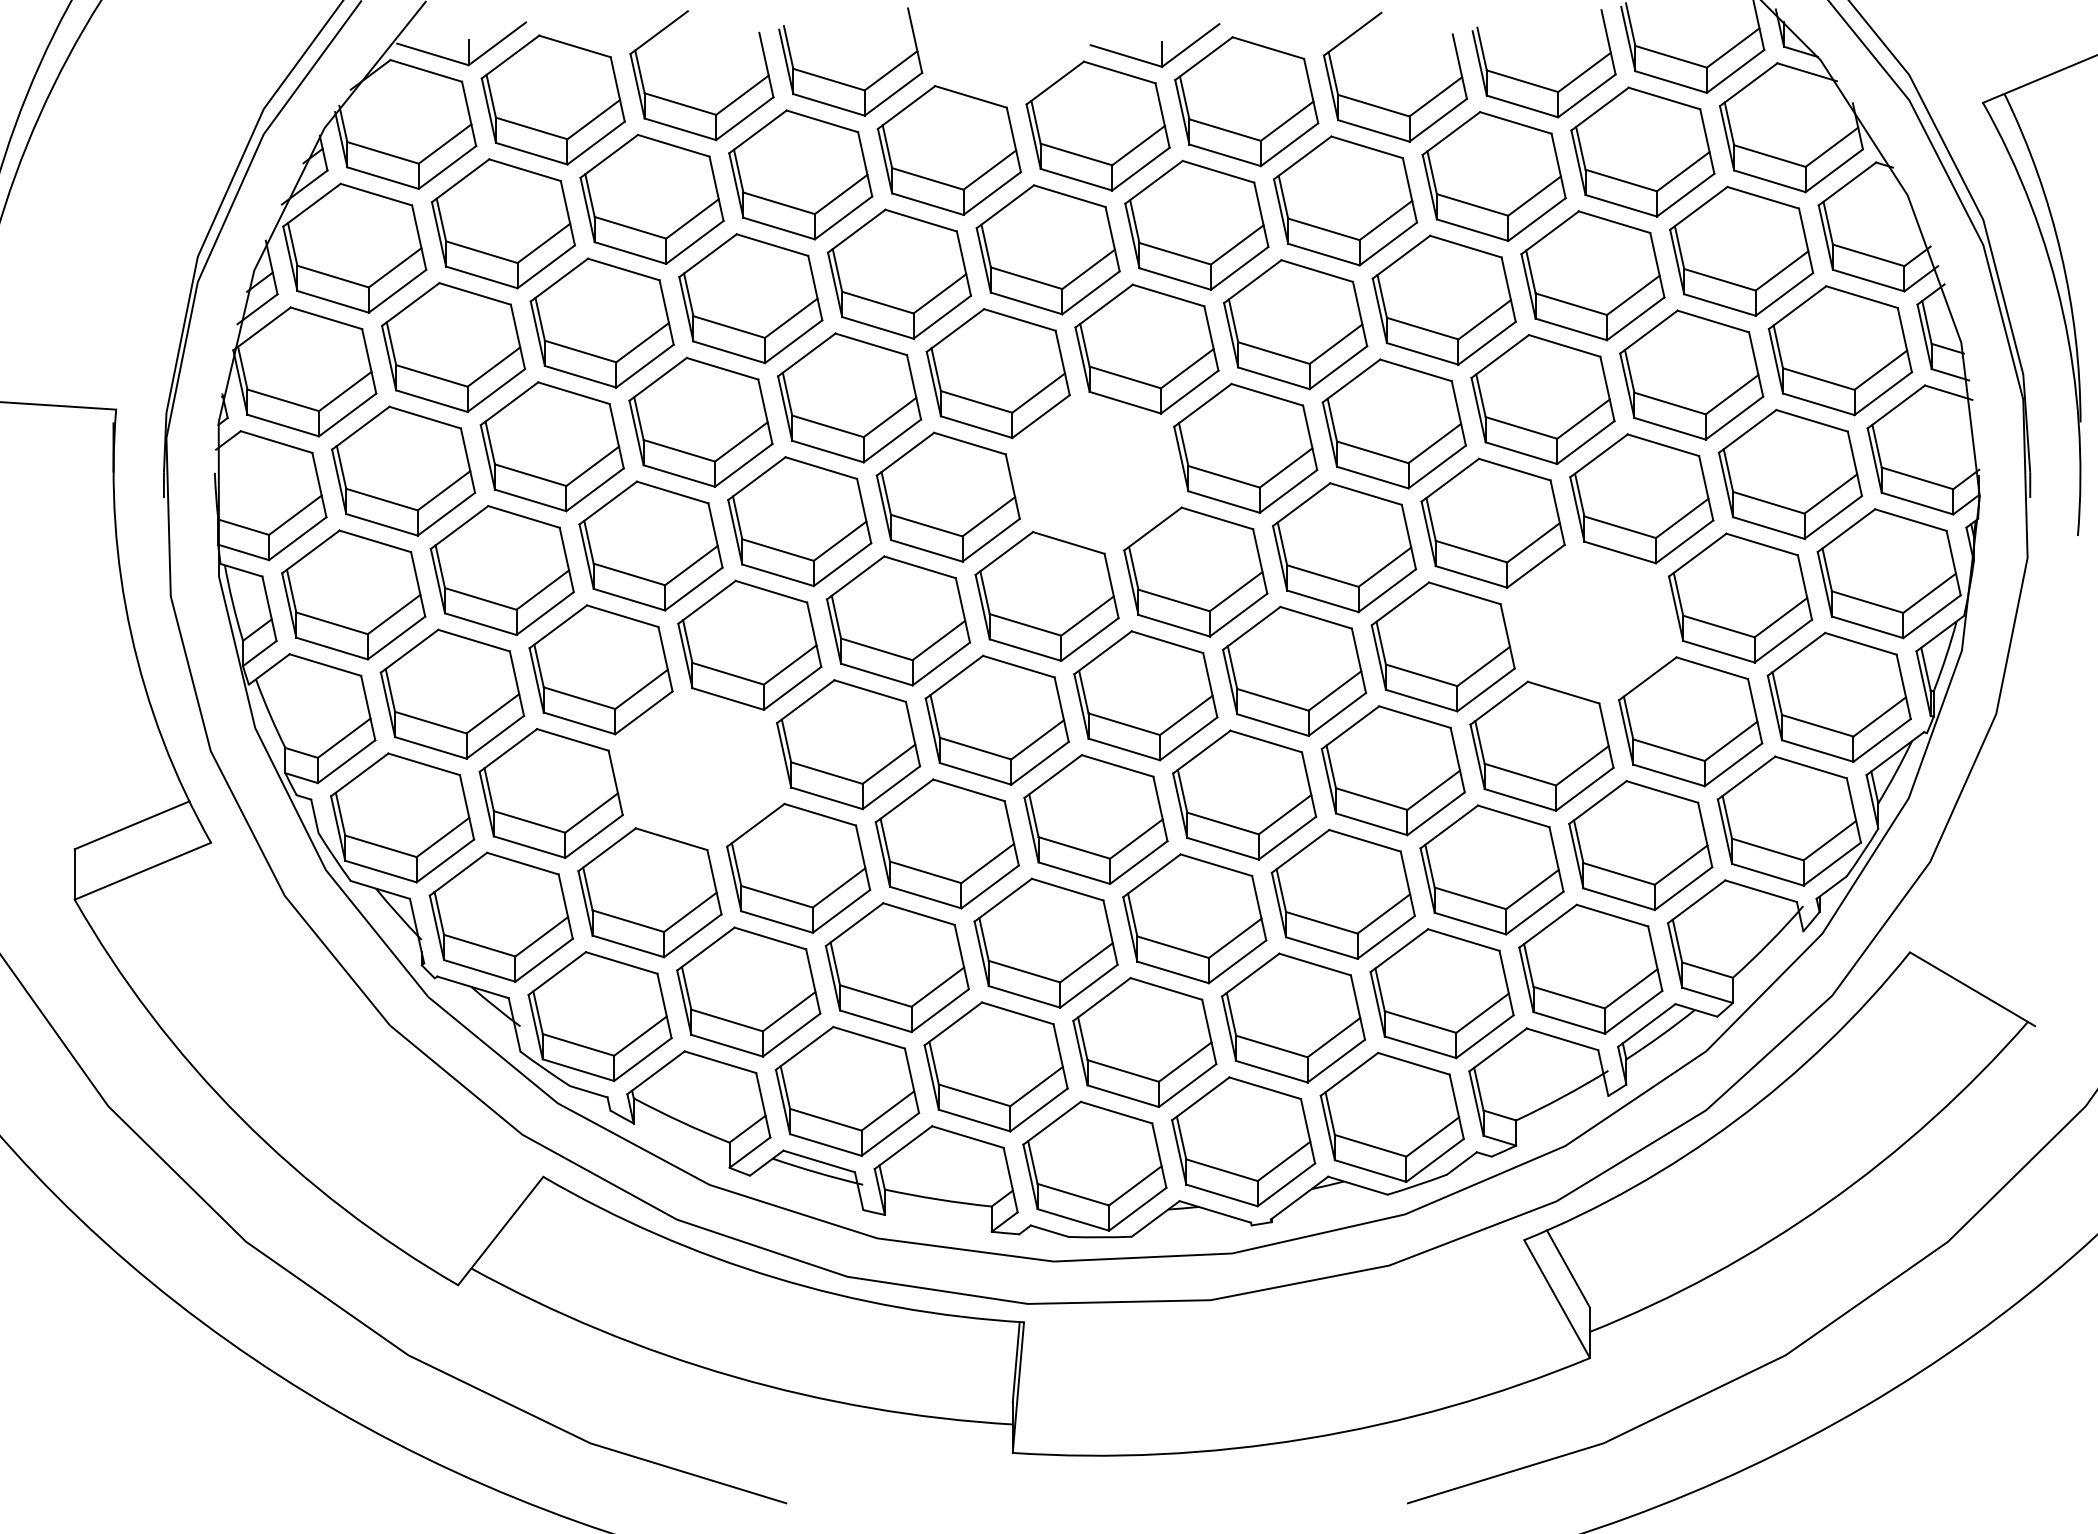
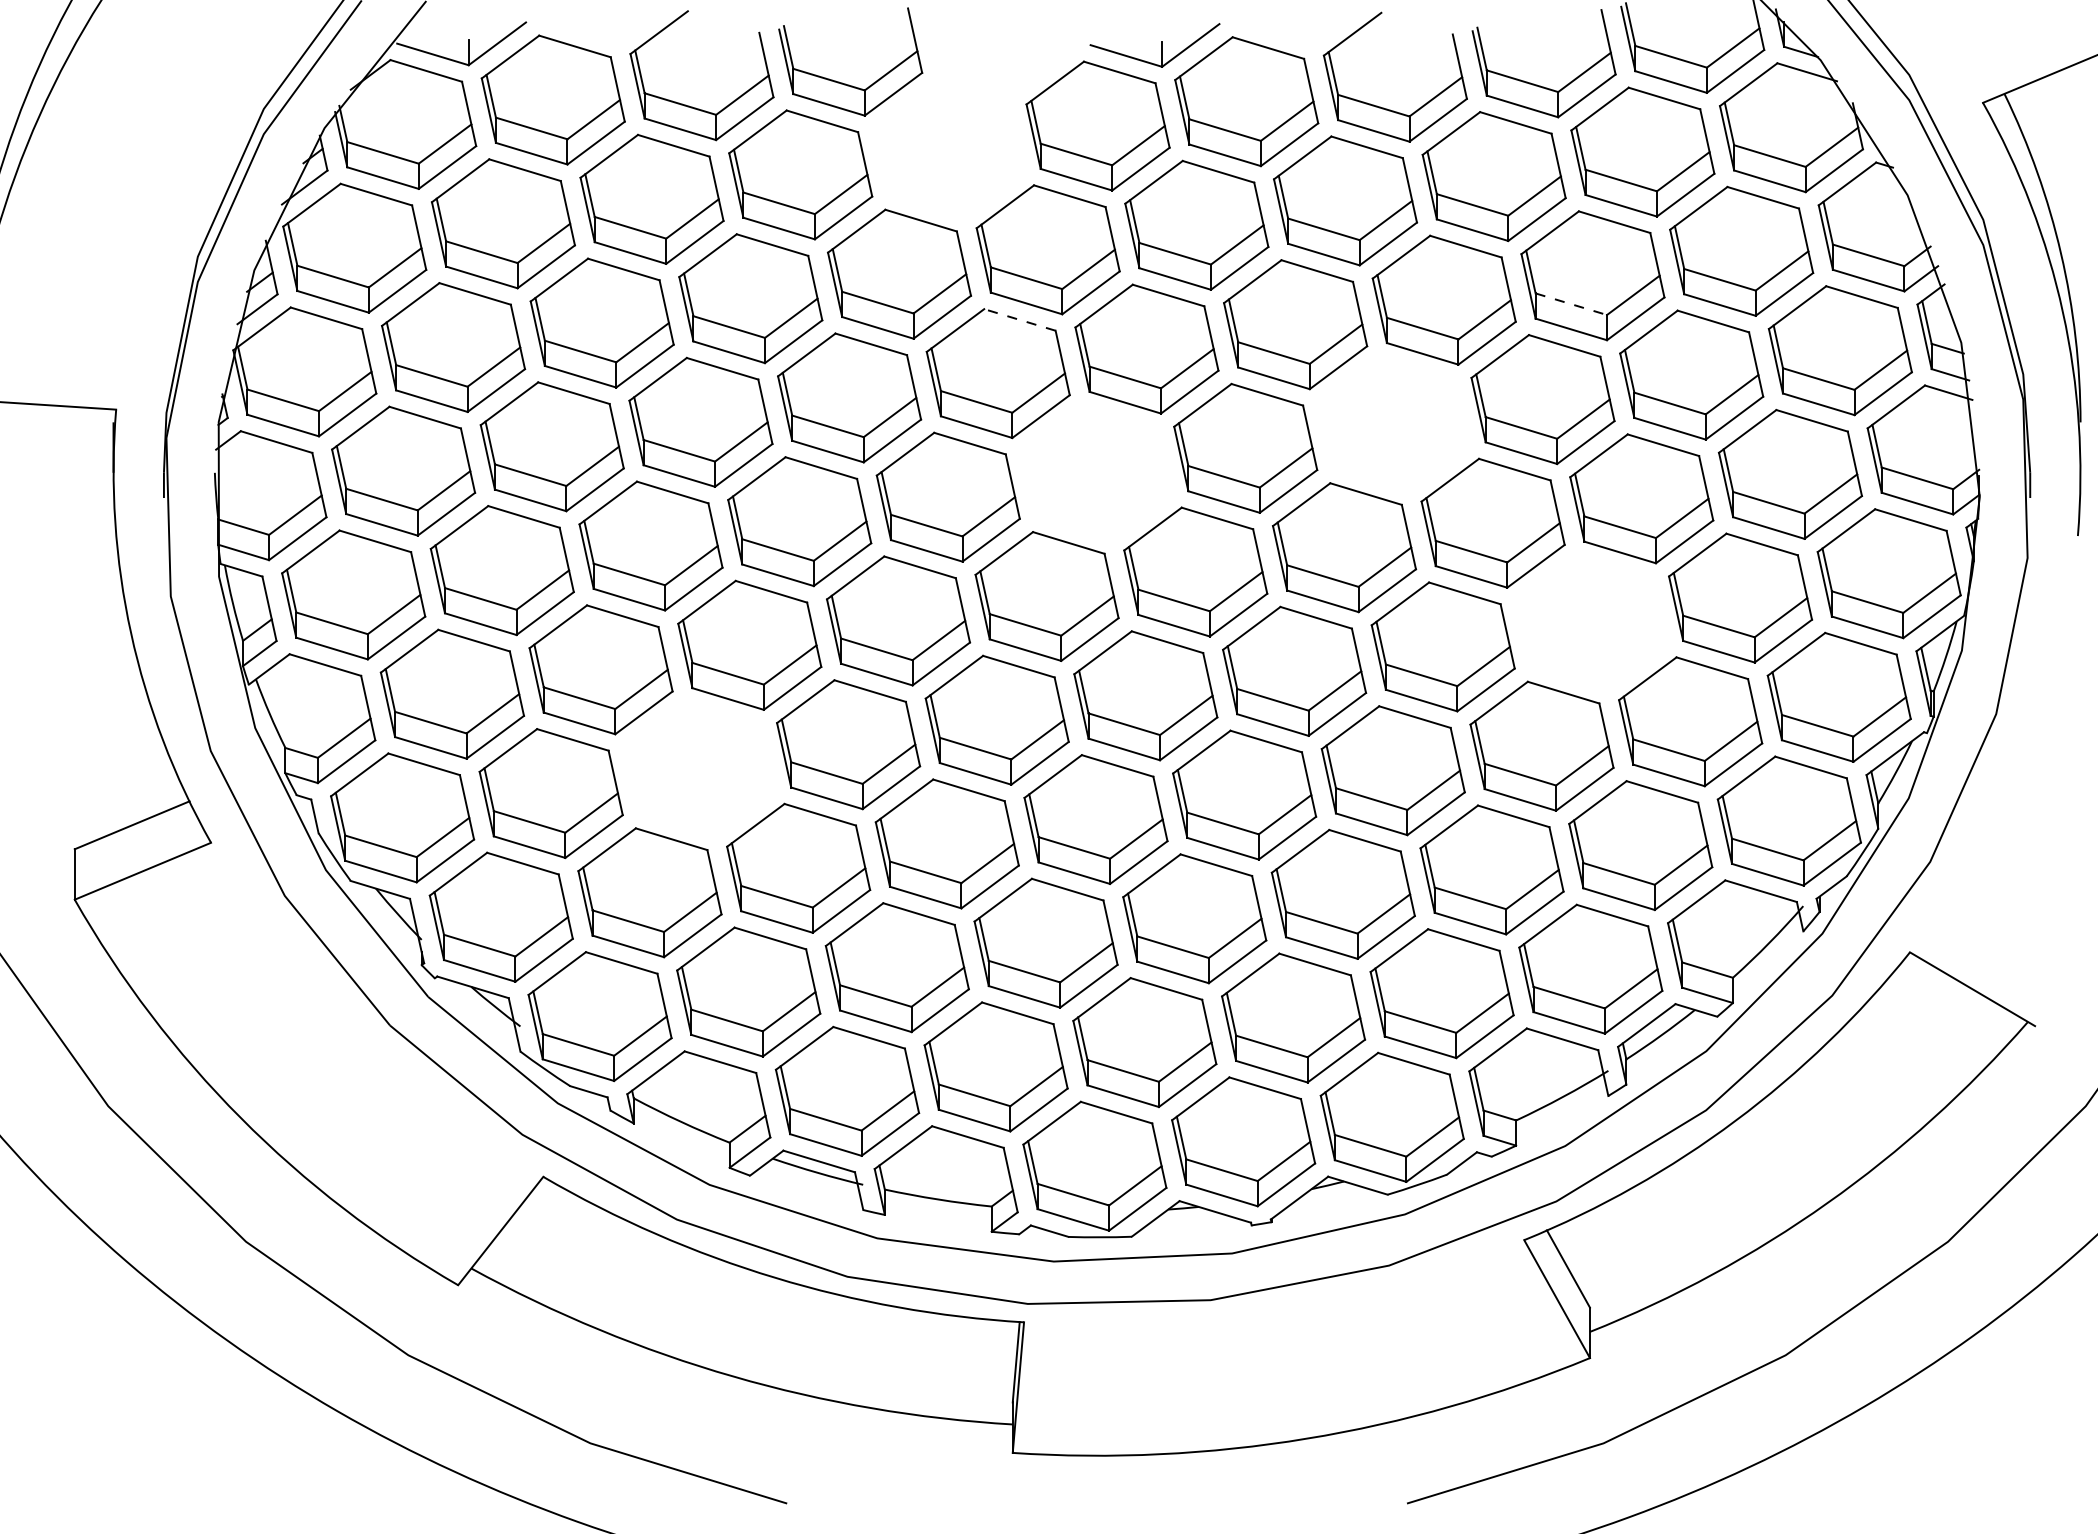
part: present -> none (948, 150)
line: solid -> dashed (1571, 304)
line: solid -> dashed (1019, 319)
part: present -> none (1393, 423)
